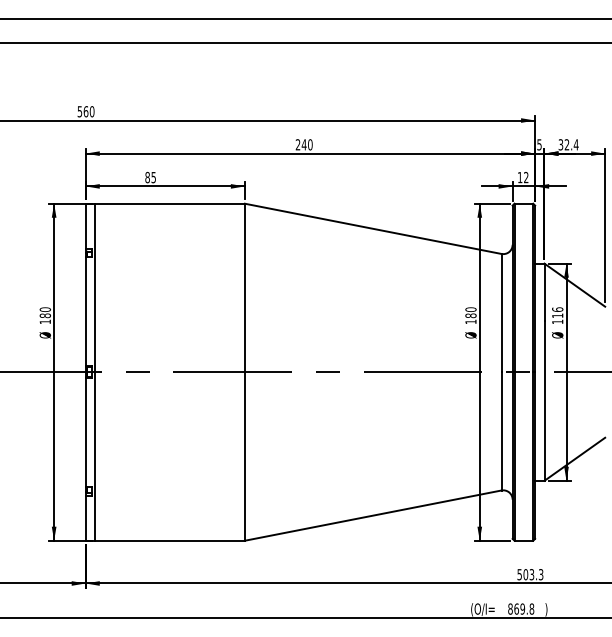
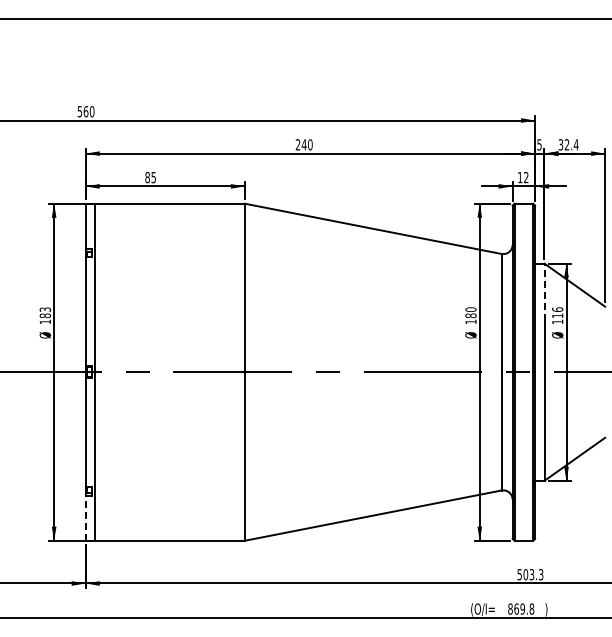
line: present -> none (305, 42)
line: solid -> dashed (544, 292)
text: 180 -> 183 (44, 309)
line: solid -> dashed (85, 518)
